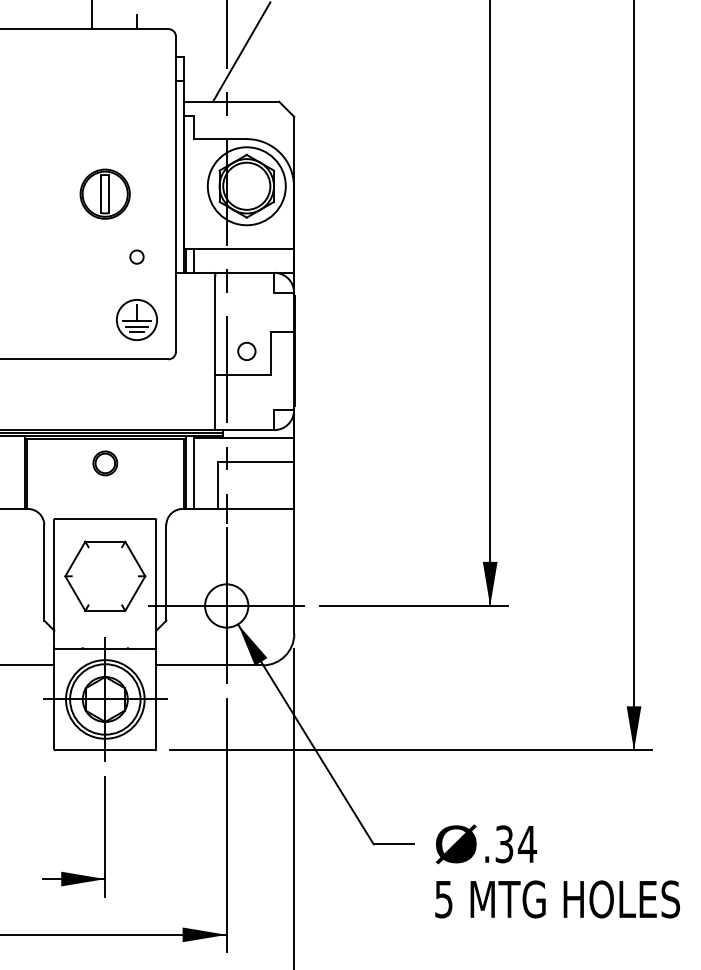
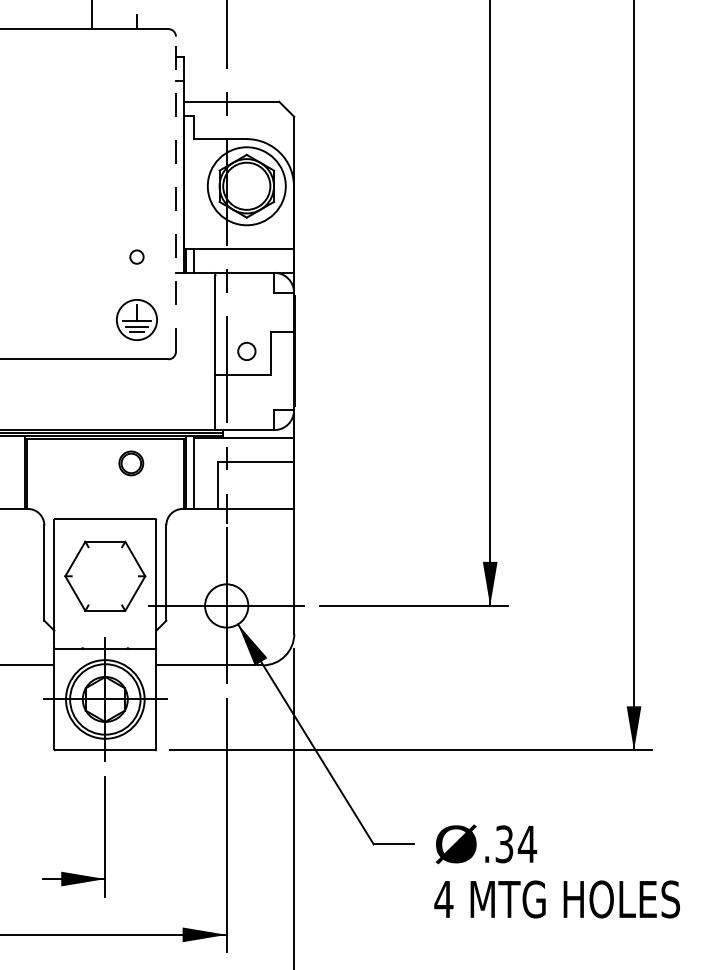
line: present -> none (241, 51)
part: present -> none (104, 193)
line: solid -> dashed (175, 194)
part position: (105, 463) -> (131, 463) (131, 463)
text: 5 -> 4 (443, 899)
